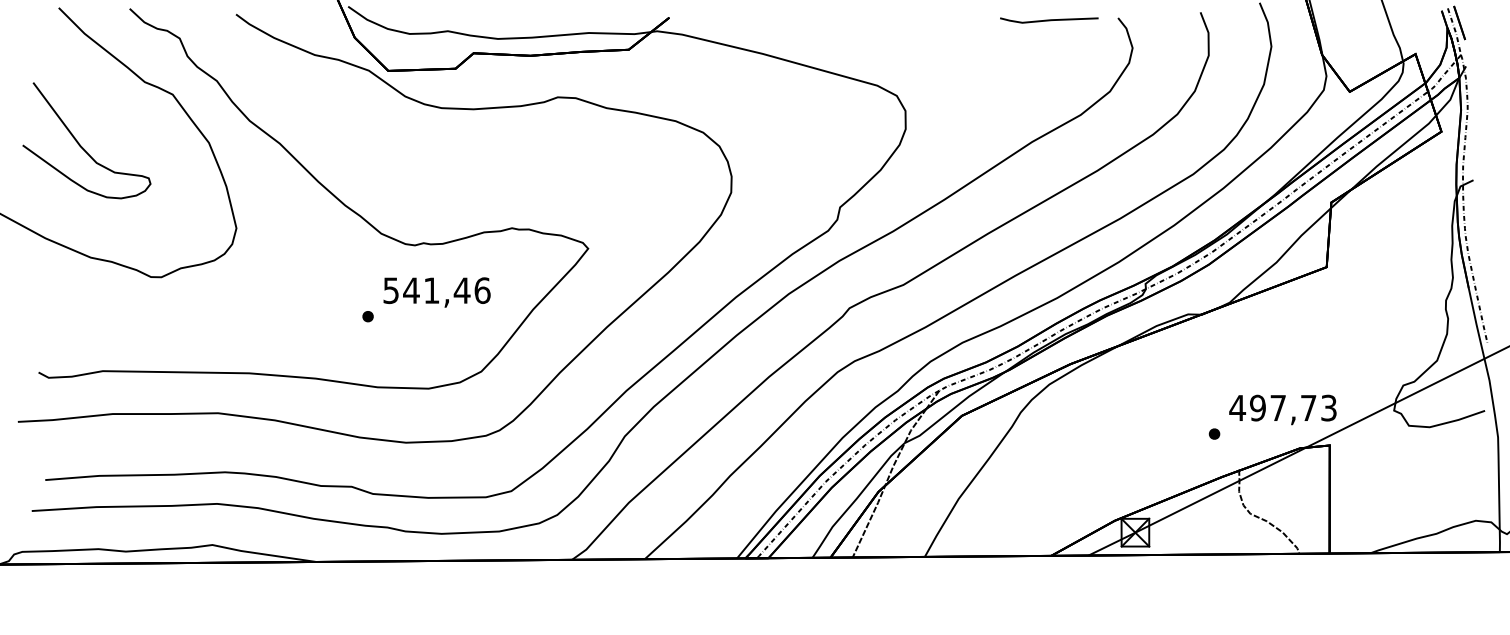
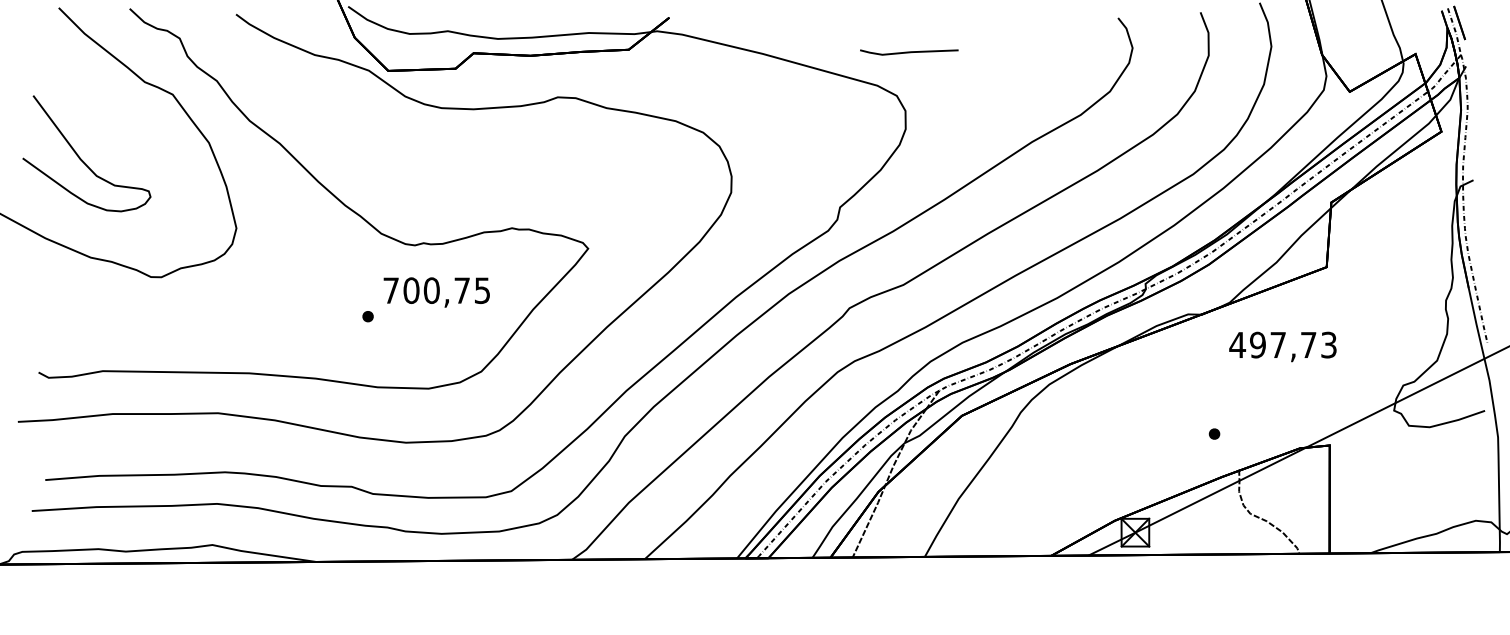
line position: (1049, 20) -> (909, 52) (909, 52)
curve position: (81, 145) -> (81, 158) (81, 158)
text: 541,46 -> 700,75 (436, 290)
text position: (1282, 409) -> (1282, 346) (1282, 346)
